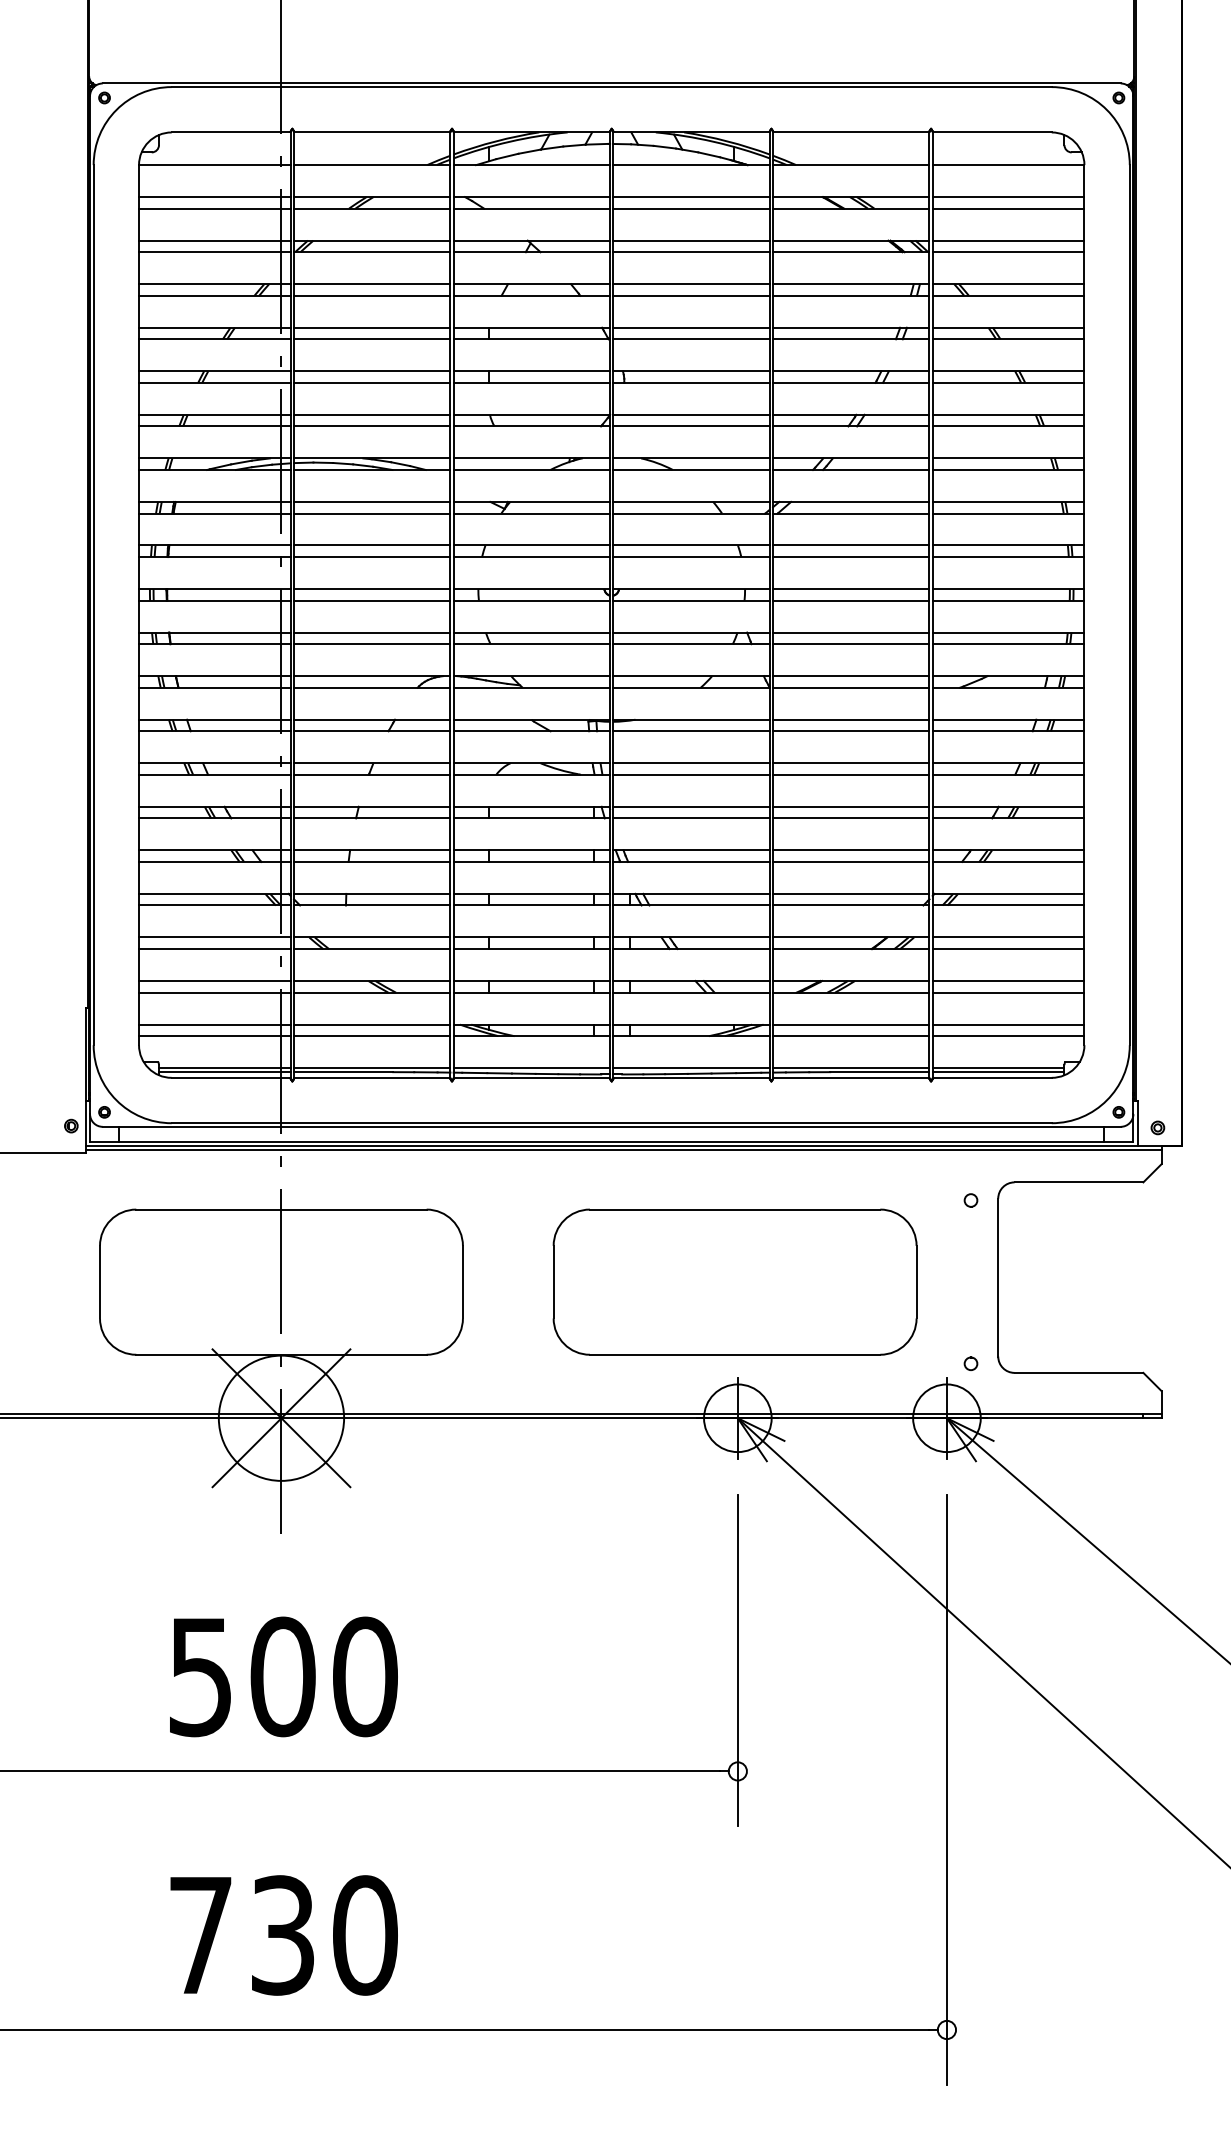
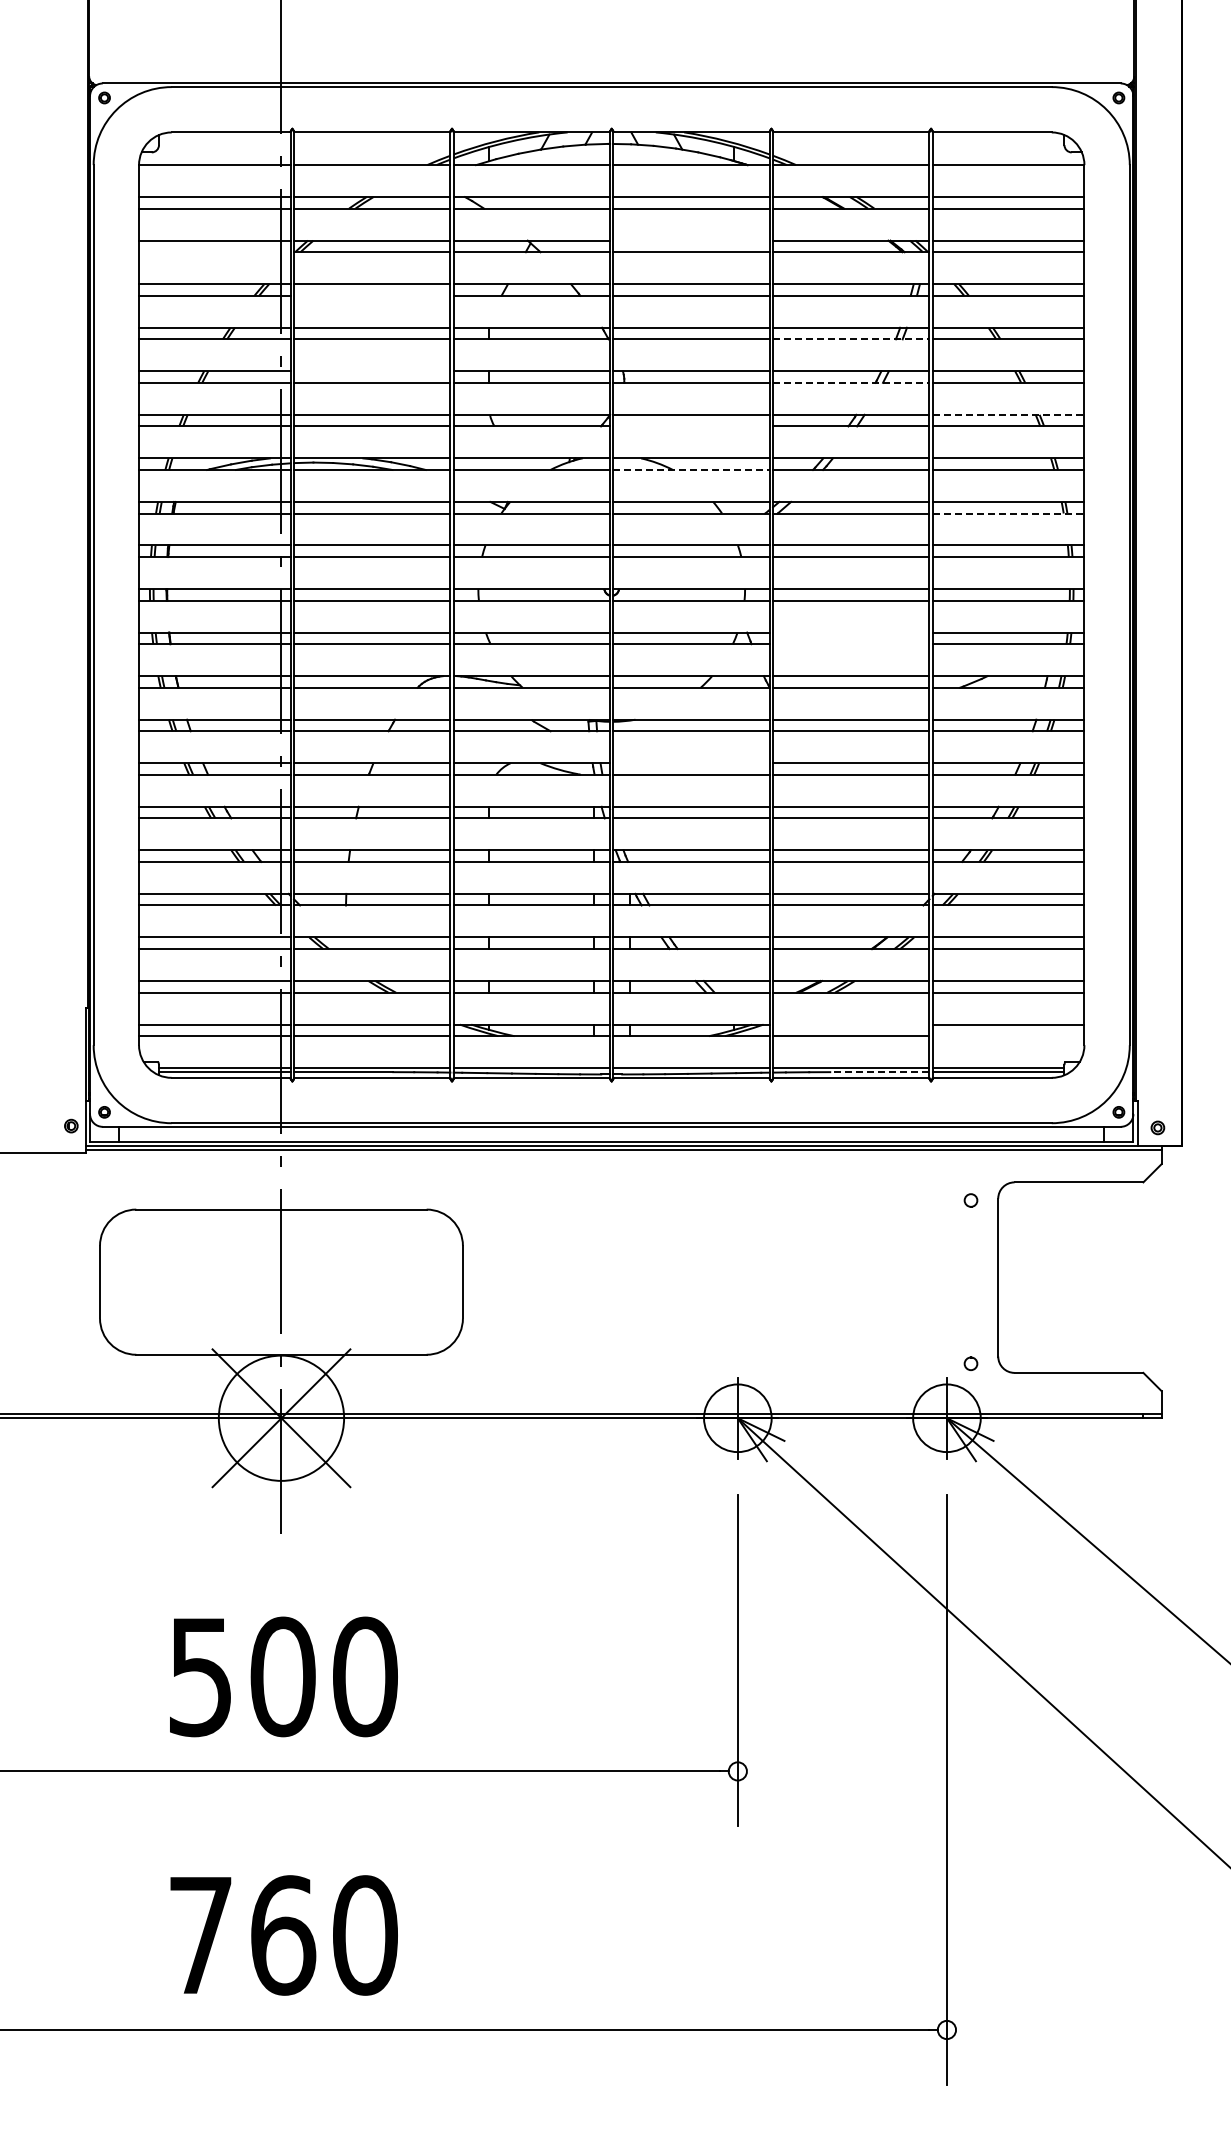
line: present -> none (691, 240)
line: present -> none (214, 252)
line: present -> none (372, 295)
line: solid -> dashed (851, 339)
line: present -> none (372, 371)
line: solid -> dashed (851, 382)
line: solid -> dashed (1008, 414)
line: present -> none (691, 426)
line: solid -> dashed (692, 469)
line: solid -> dashed (1008, 513)
line: present -> none (851, 632)
line: present -> none (851, 644)
line: present -> none (691, 763)
line: present -> none (851, 1024)
line: present -> none (1008, 1036)
line: solid -> dashed (879, 1072)
part: present -> none (734, 1281)
text: 730 -> 760 (283, 1935)
